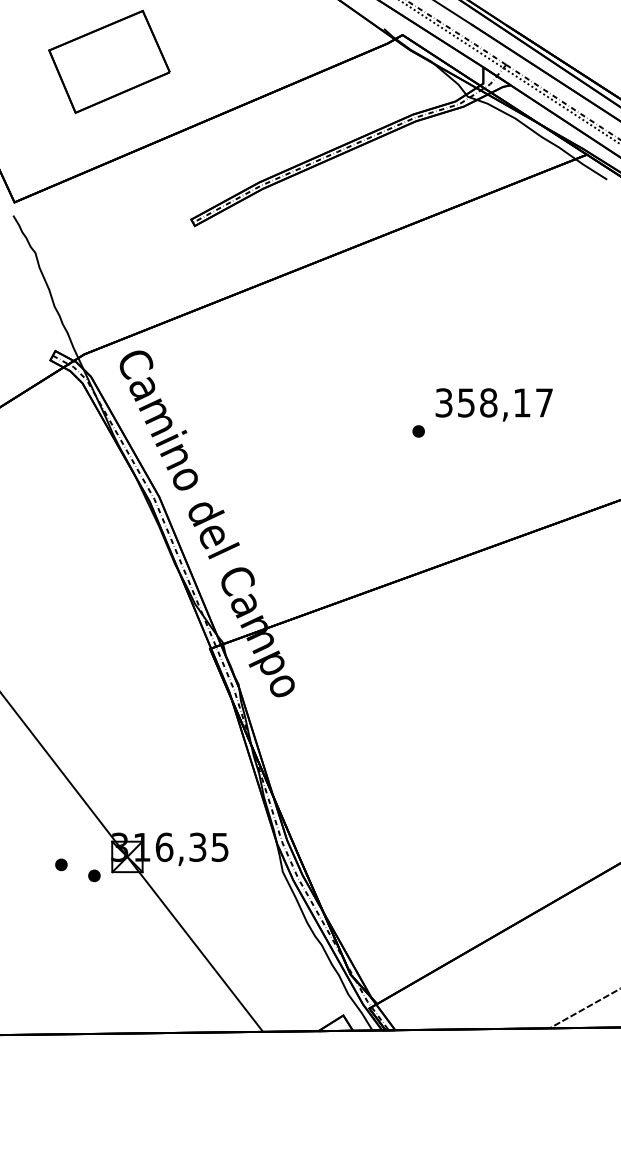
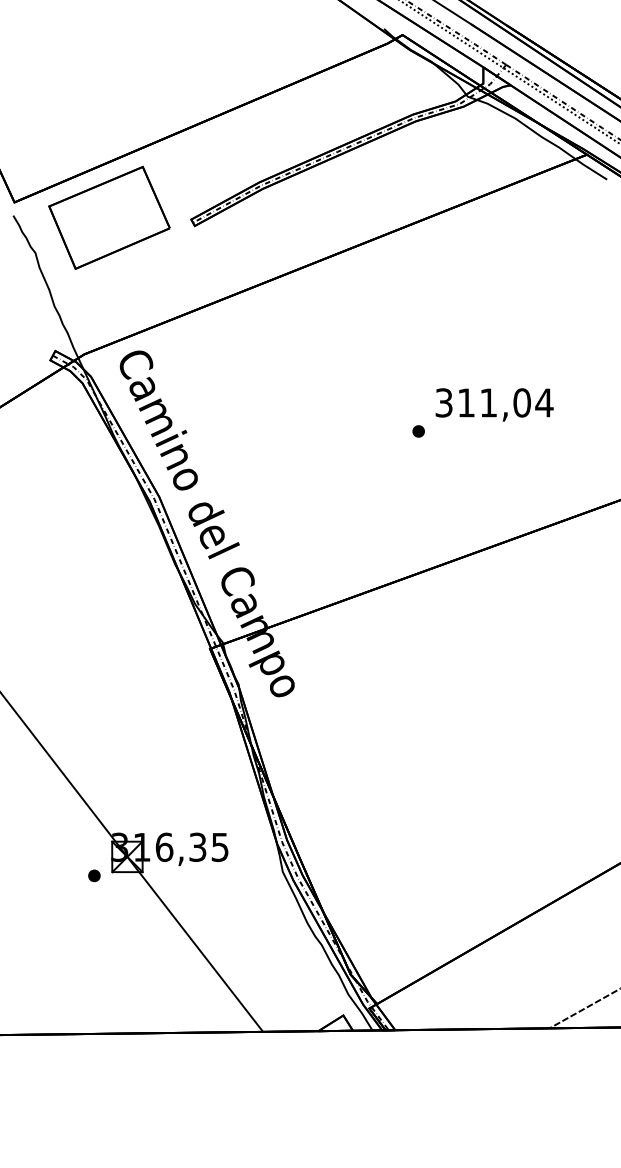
part position: (109, 61) -> (109, 217) (109, 217)
text: 358,17 -> 311,04 (505, 402)
part: present -> none (61, 864)
